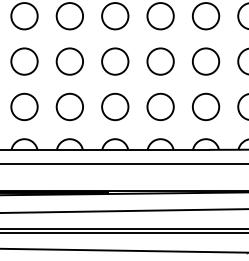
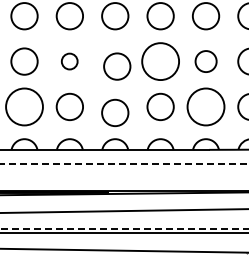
circle size: 29x29 px -> 18x19 px (69, 61)
circle position: (115, 61) -> (117, 66) (117, 66)
circle diameter: 26 px -> 37 px (160, 61)
circle size: 29x29 px -> 24x23 px (205, 61)
circle diameter: 26 px -> 37 px (24, 106)
circle position: (115, 106) -> (115, 112) (115, 112)
circle diameter: 26 px -> 37 px (205, 106)
line: solid -> dashed (124, 163)
line: solid -> dashed (124, 228)
